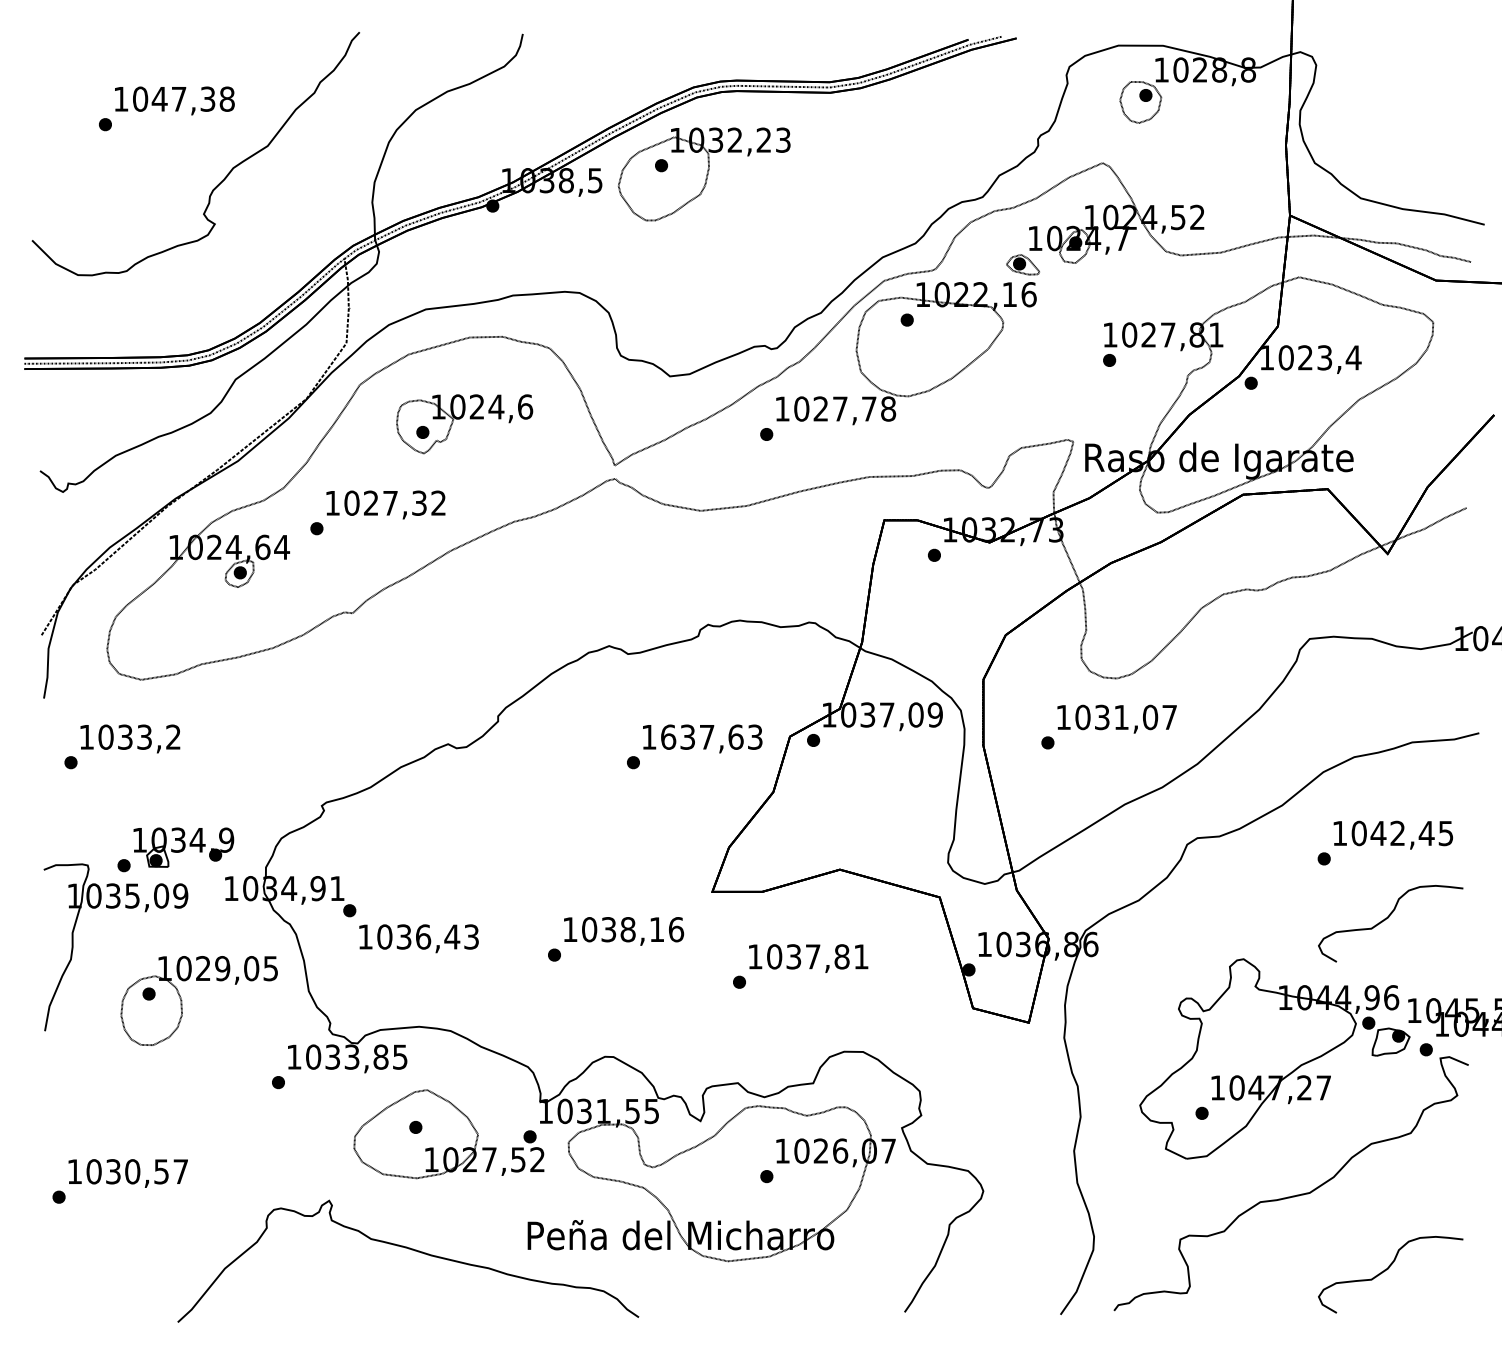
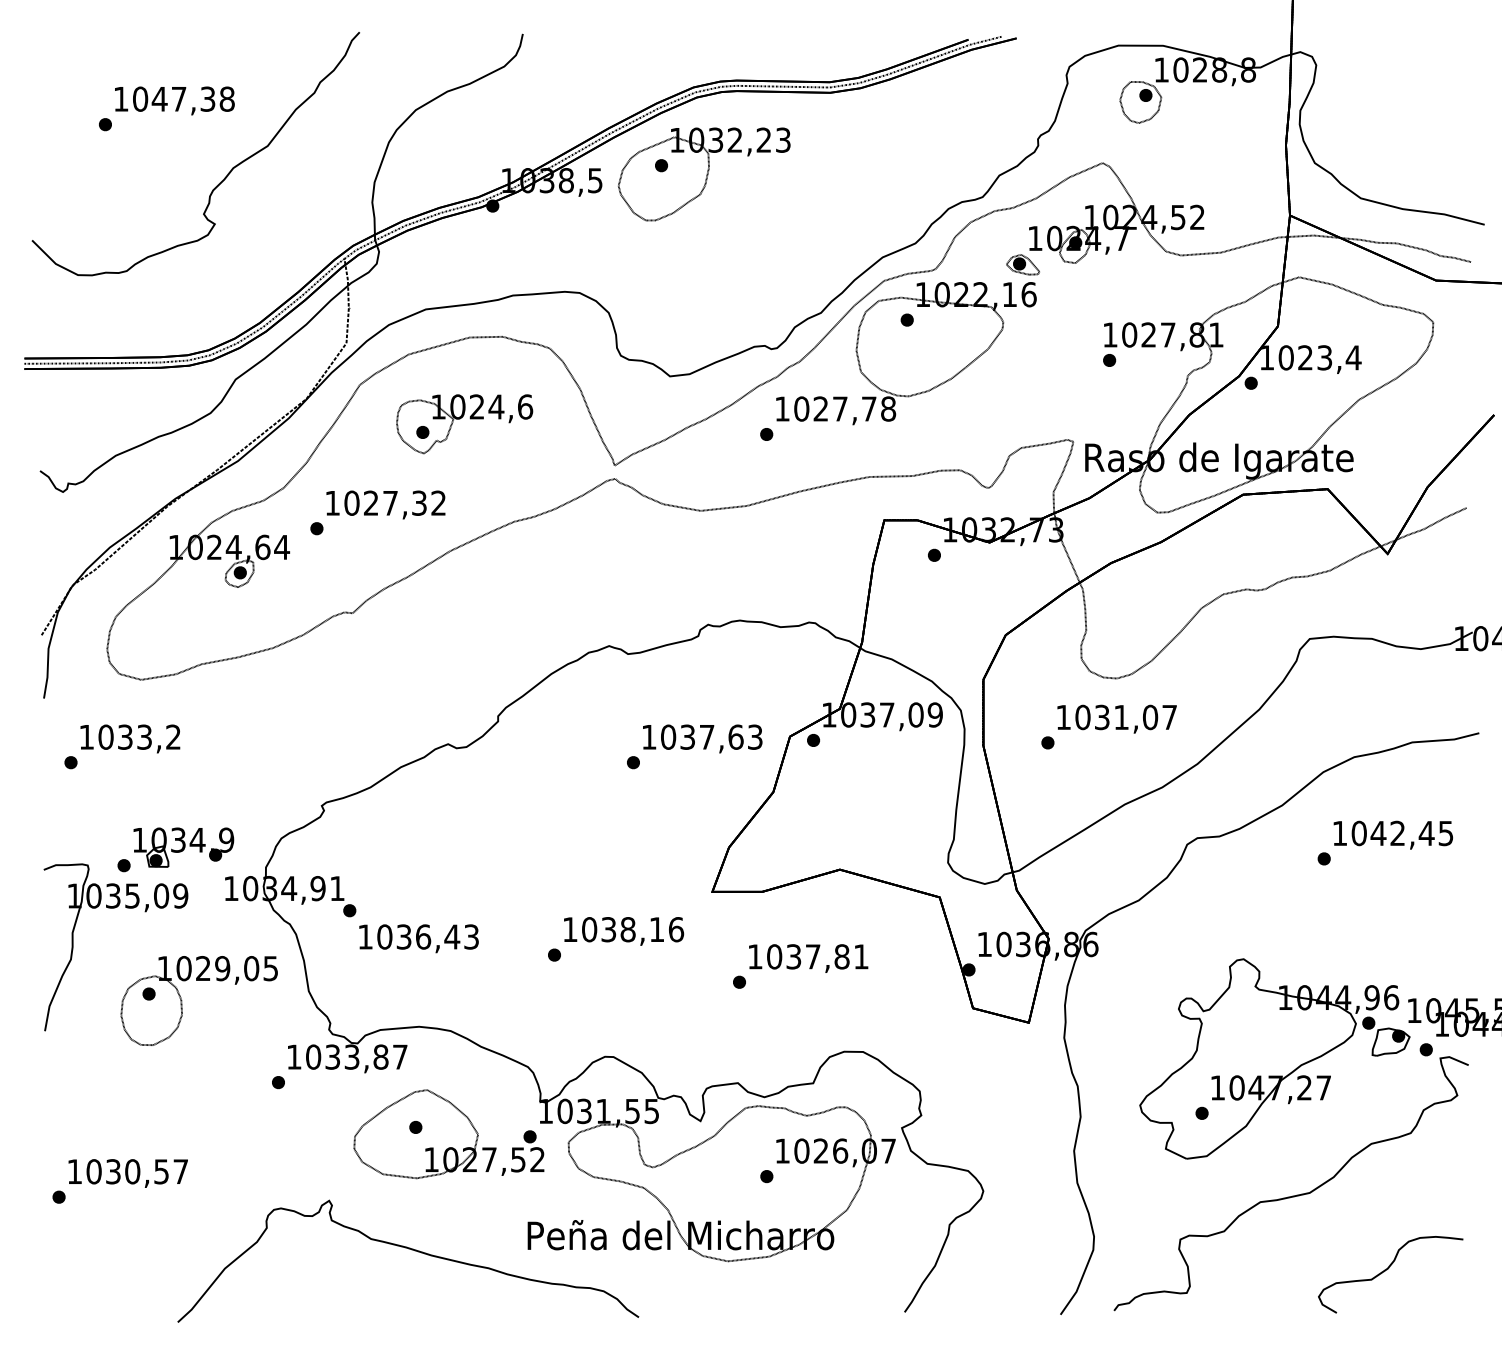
text: 1637,63 -> 1037,63 (668, 736)
curve: present -> none (1388, 918)
text: 1033,85 -> 1033,87 (400, 1056)
